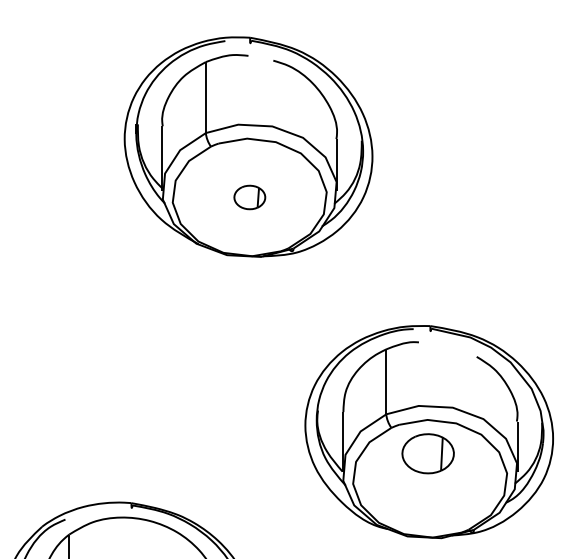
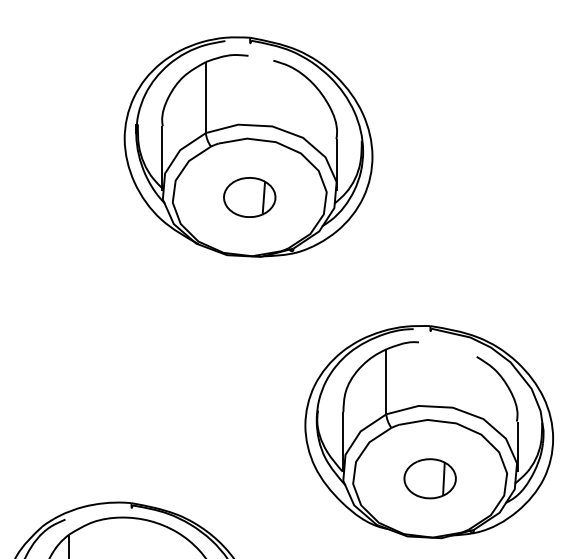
part size: 34x27 px -> 54x41 px (249, 197)
part position: (427, 453) -> (429, 478) (429, 478)
